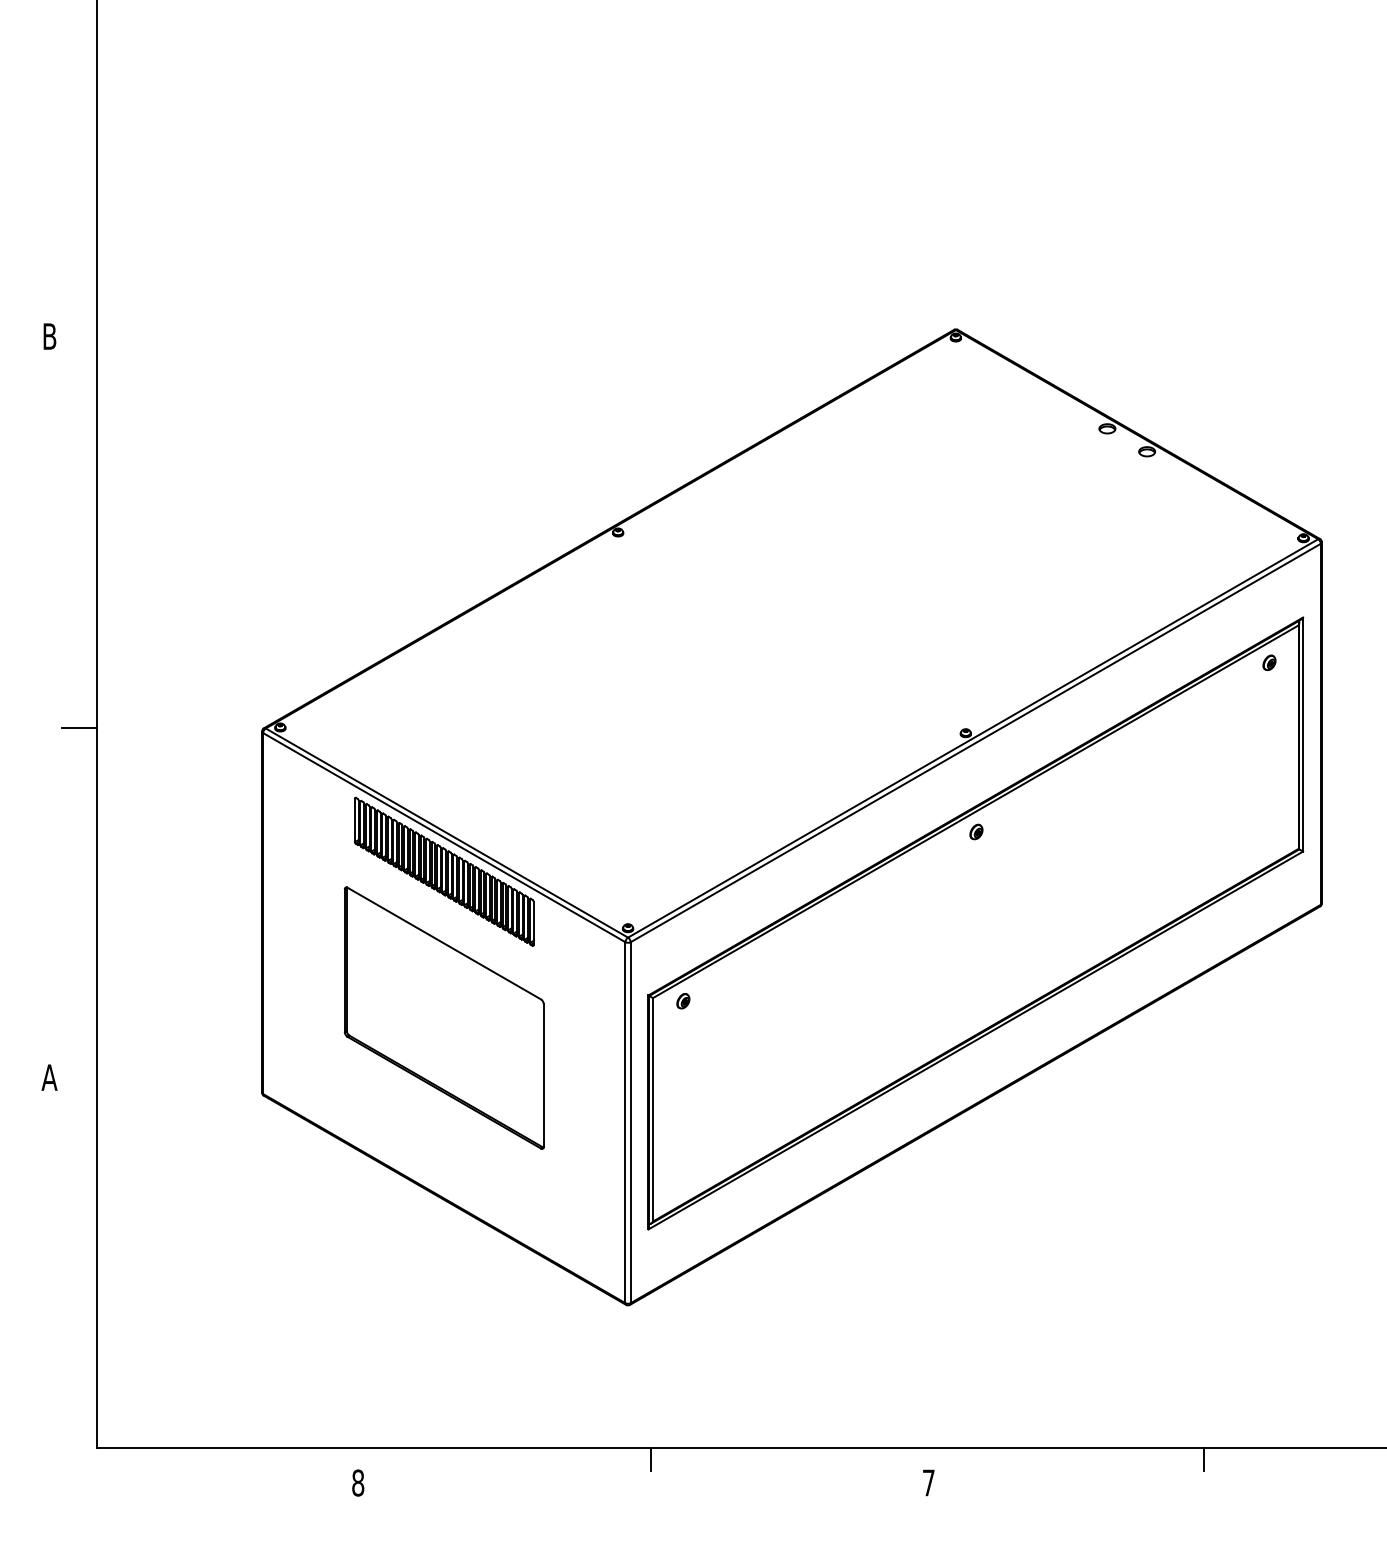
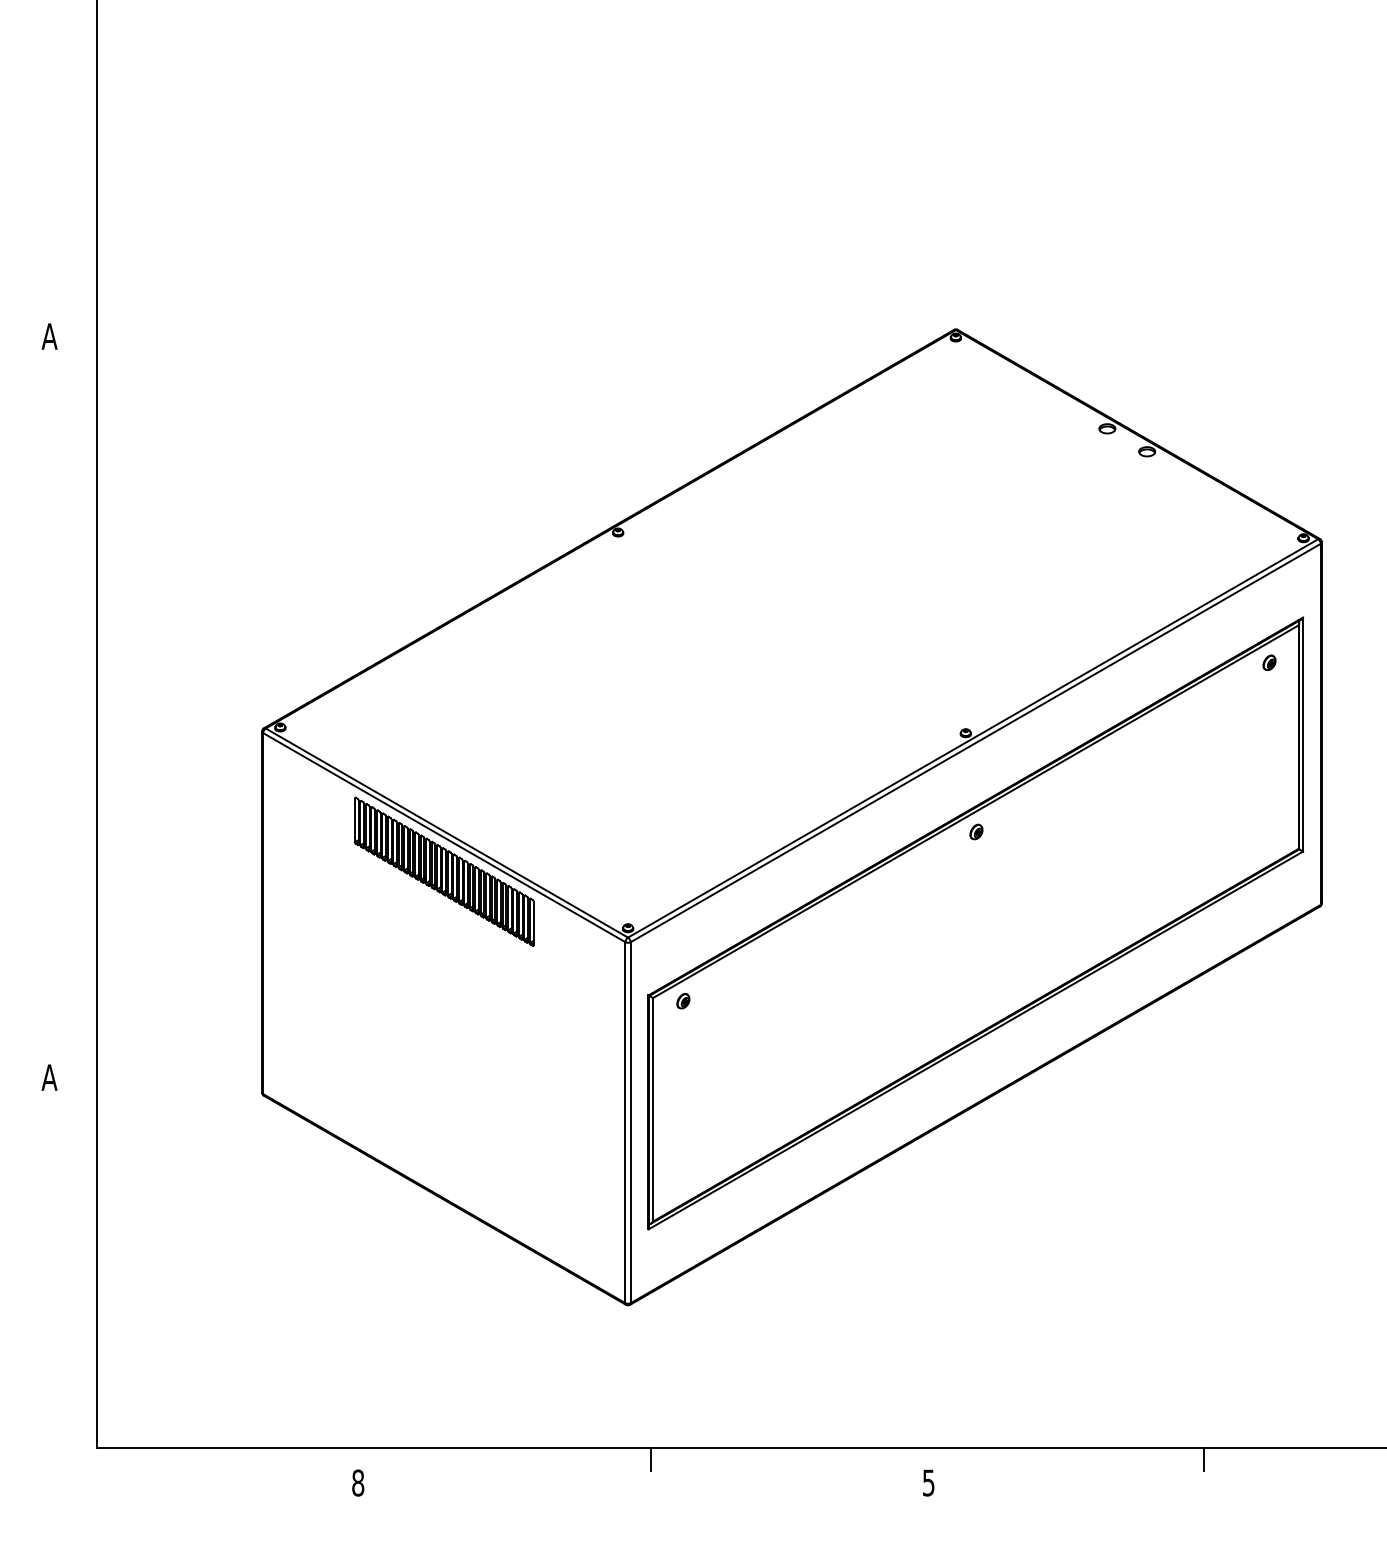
text: B -> A (49, 336)
line: present -> none (79, 727)
part: present -> none (443, 1017)
text: 7 -> 5 (928, 1482)
